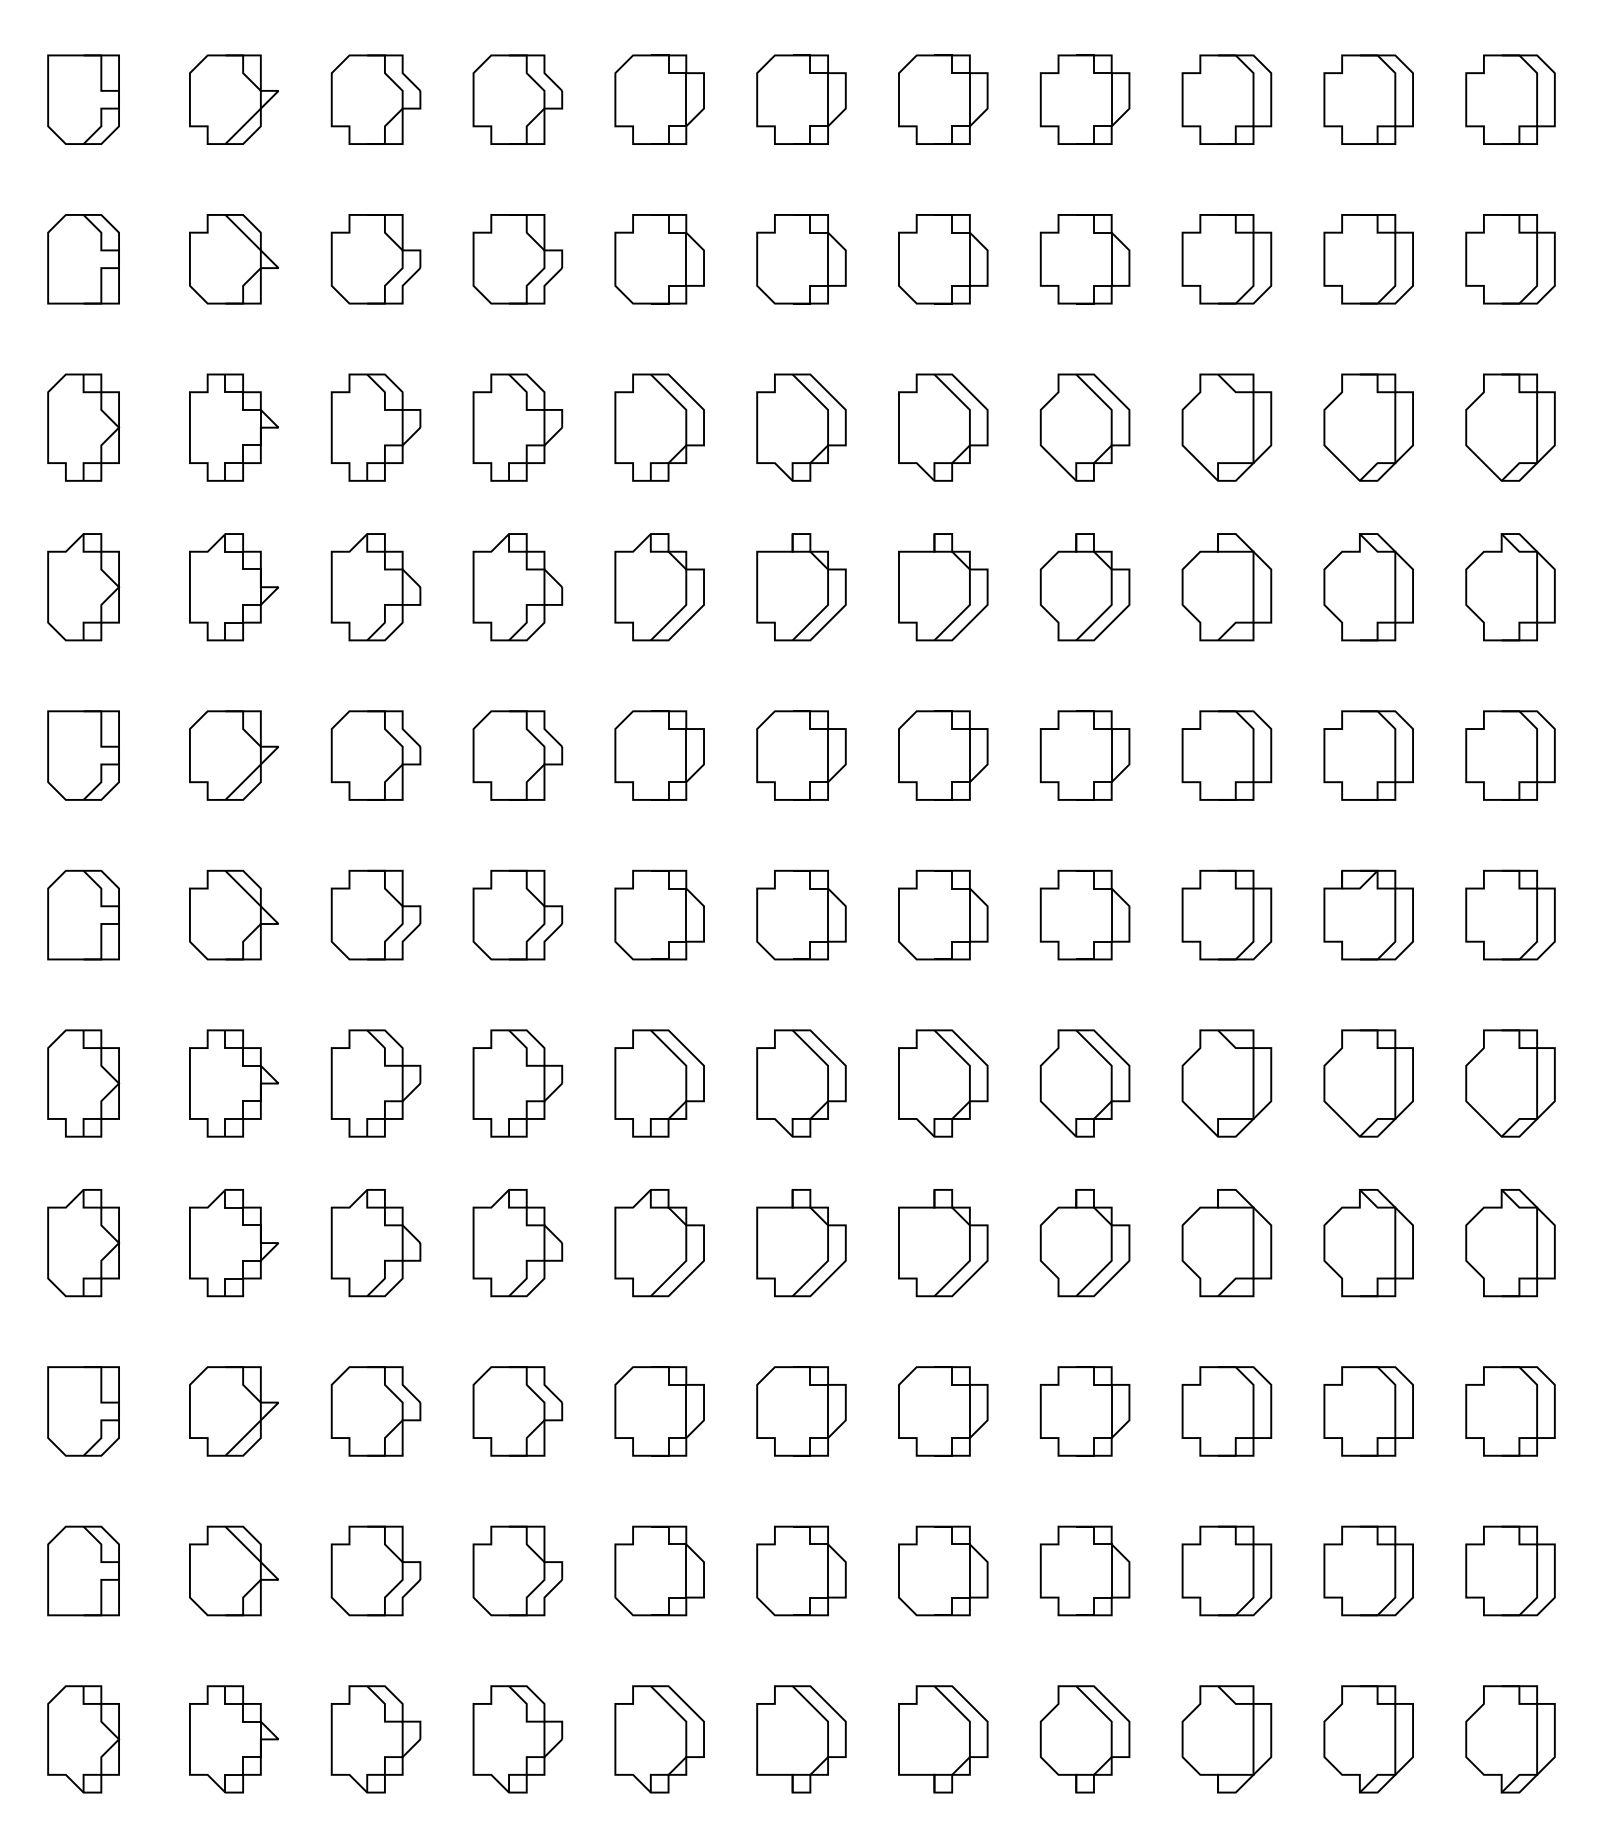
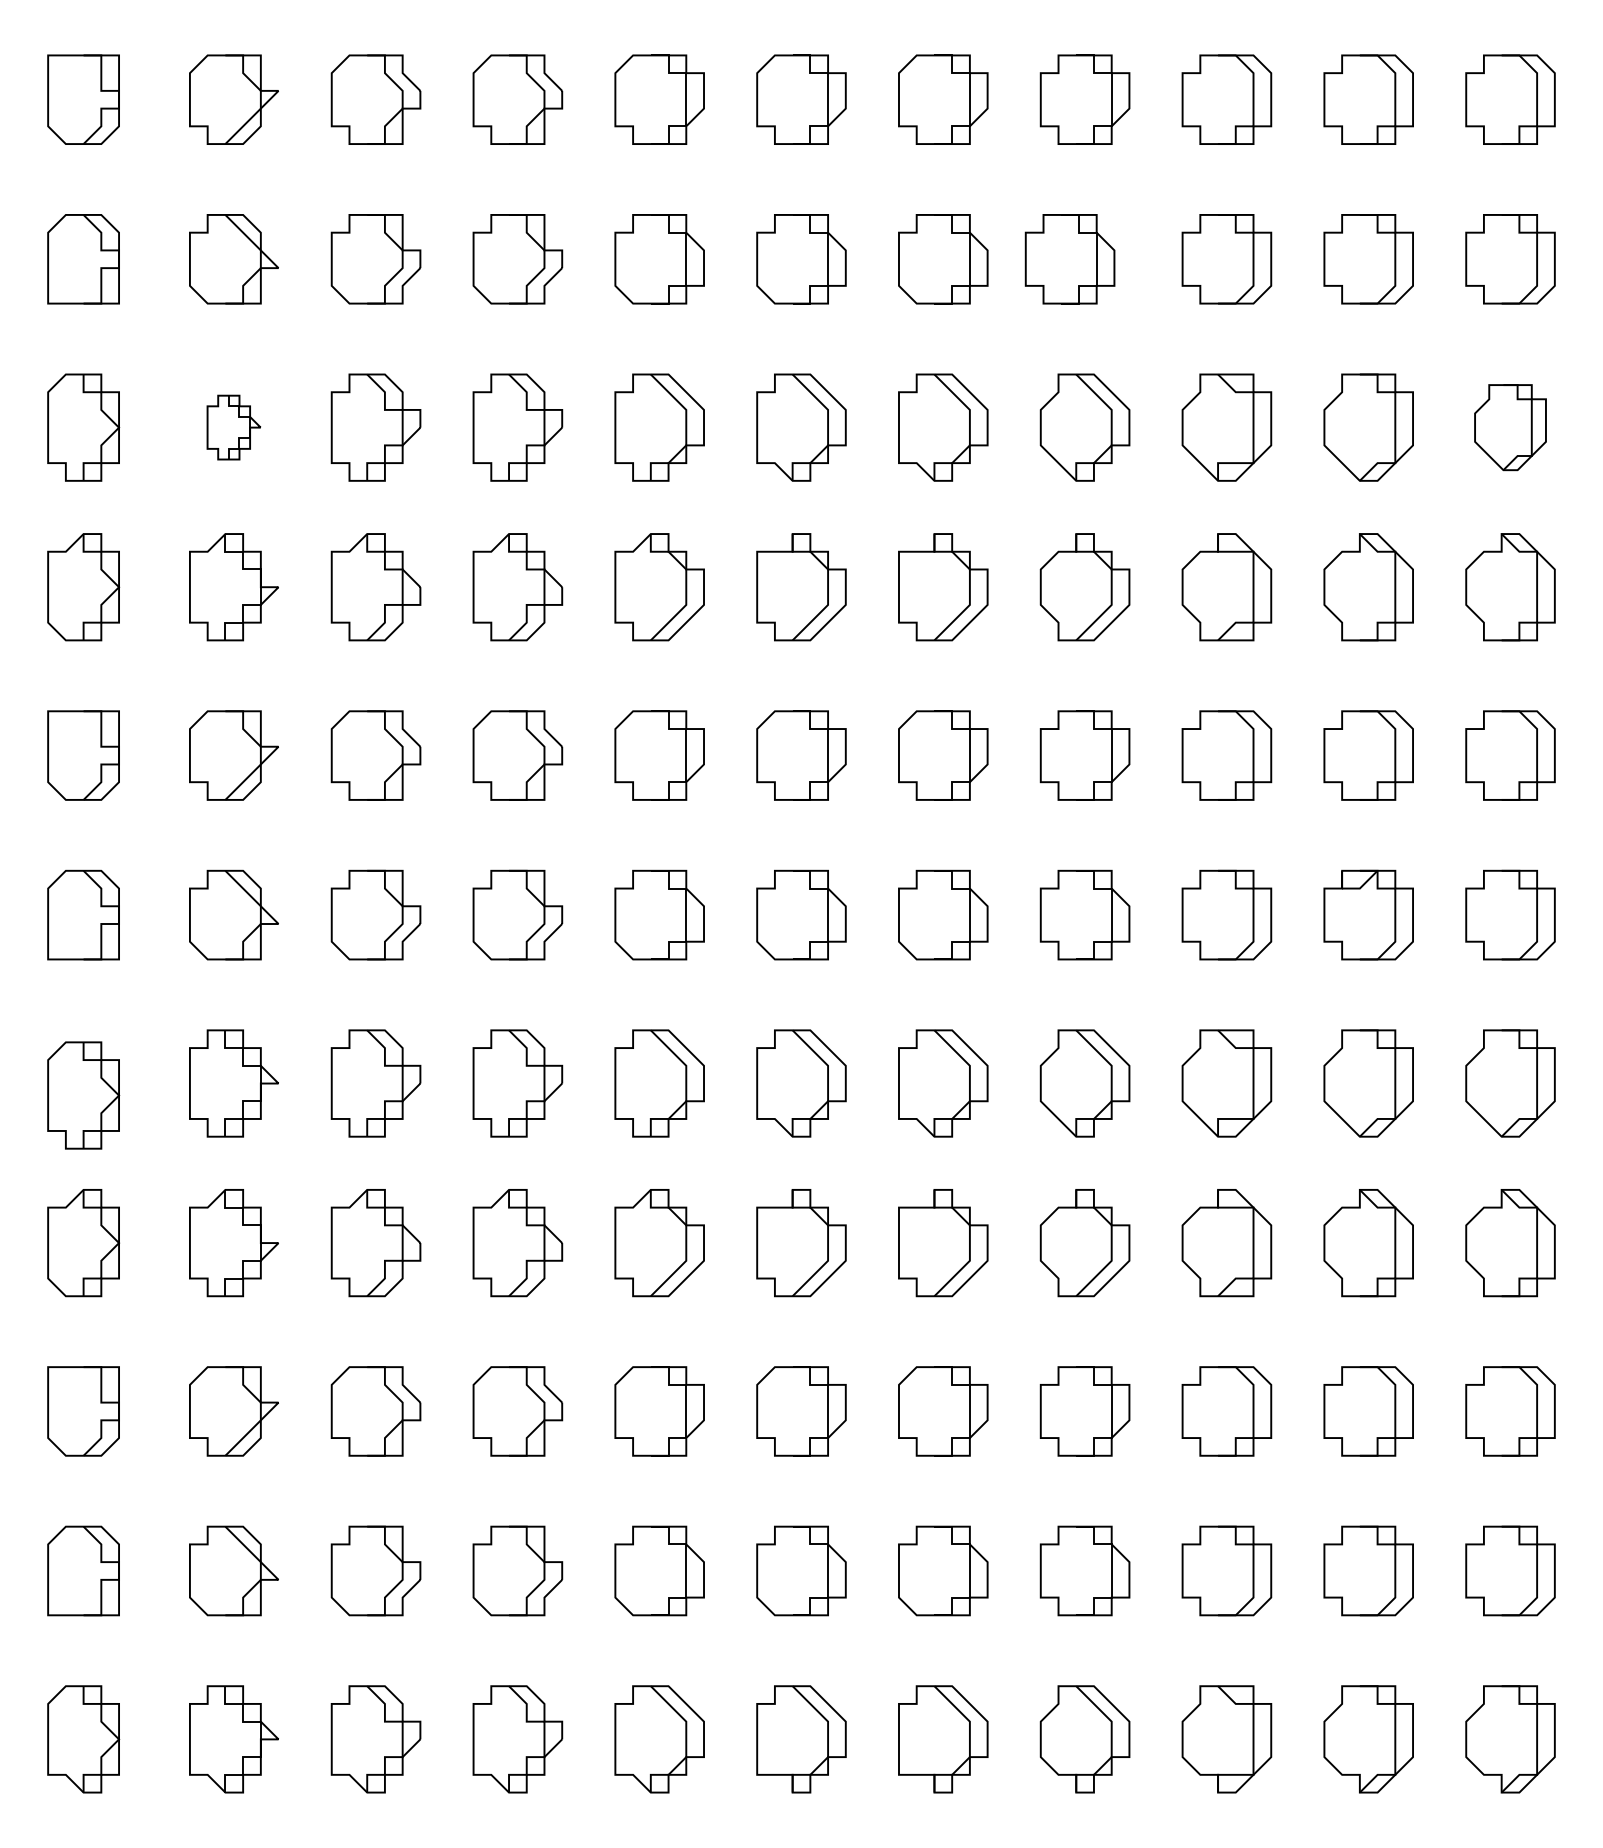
part position: (1084, 259) -> (1069, 259) (1069, 259)
part size: 90x109 px -> 56x67 px (233, 427)
part size: 91x109 px -> 73x88 px (1510, 427)
part position: (83, 1083) -> (83, 1095) (83, 1095)
